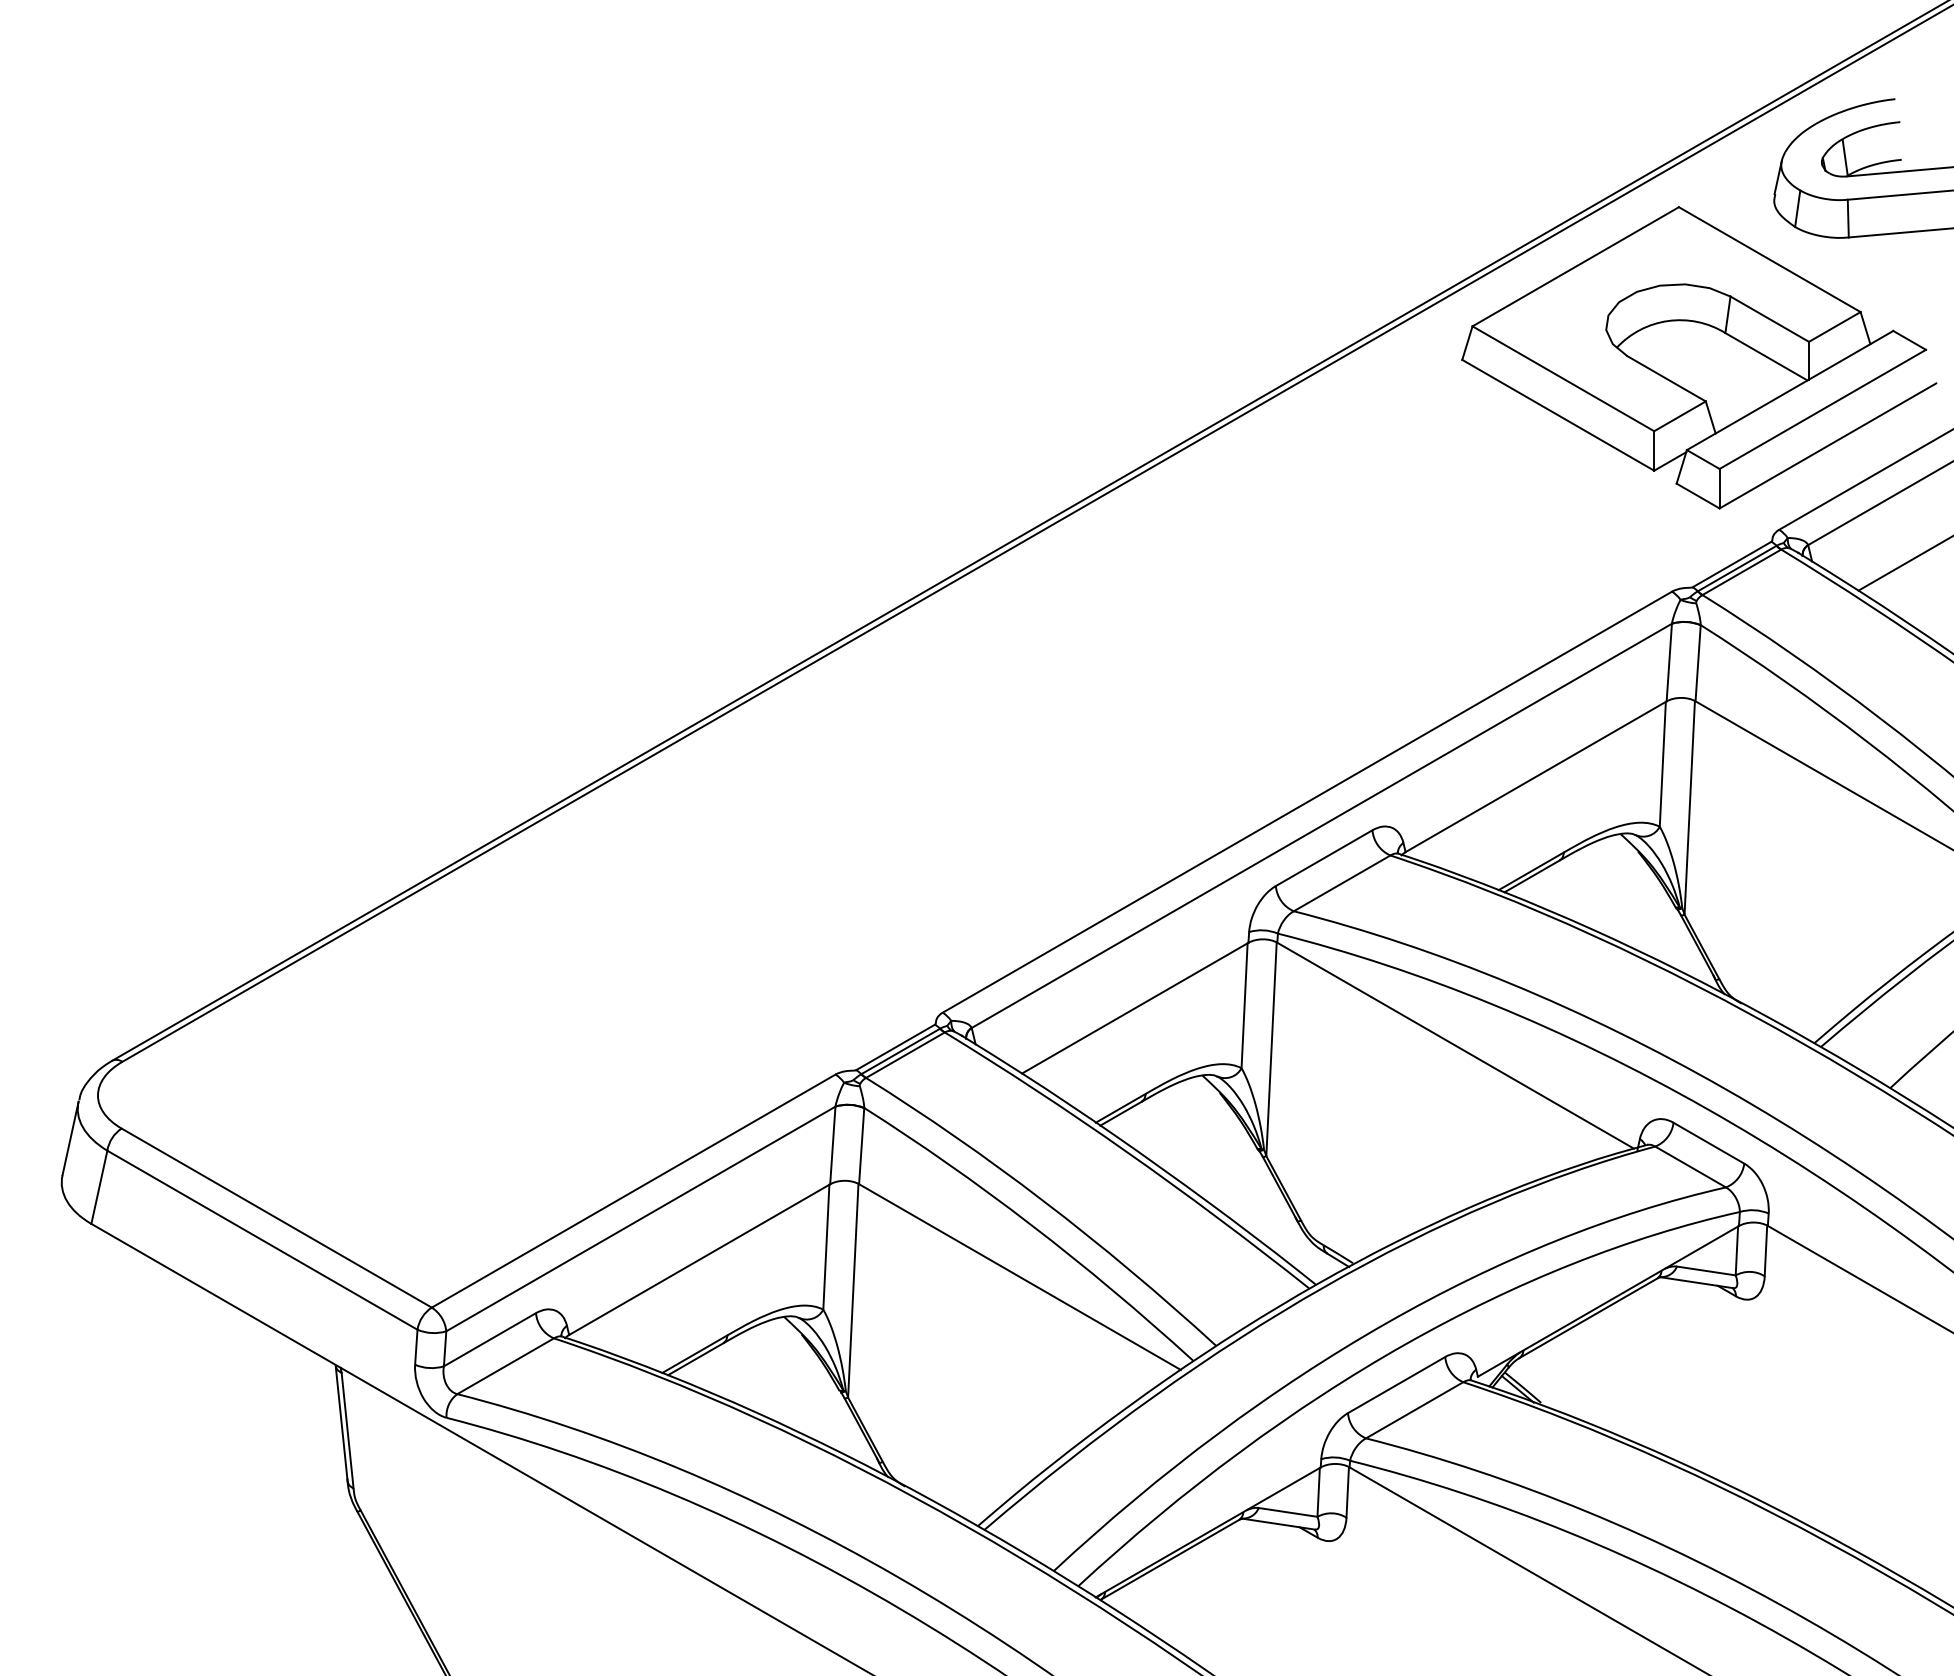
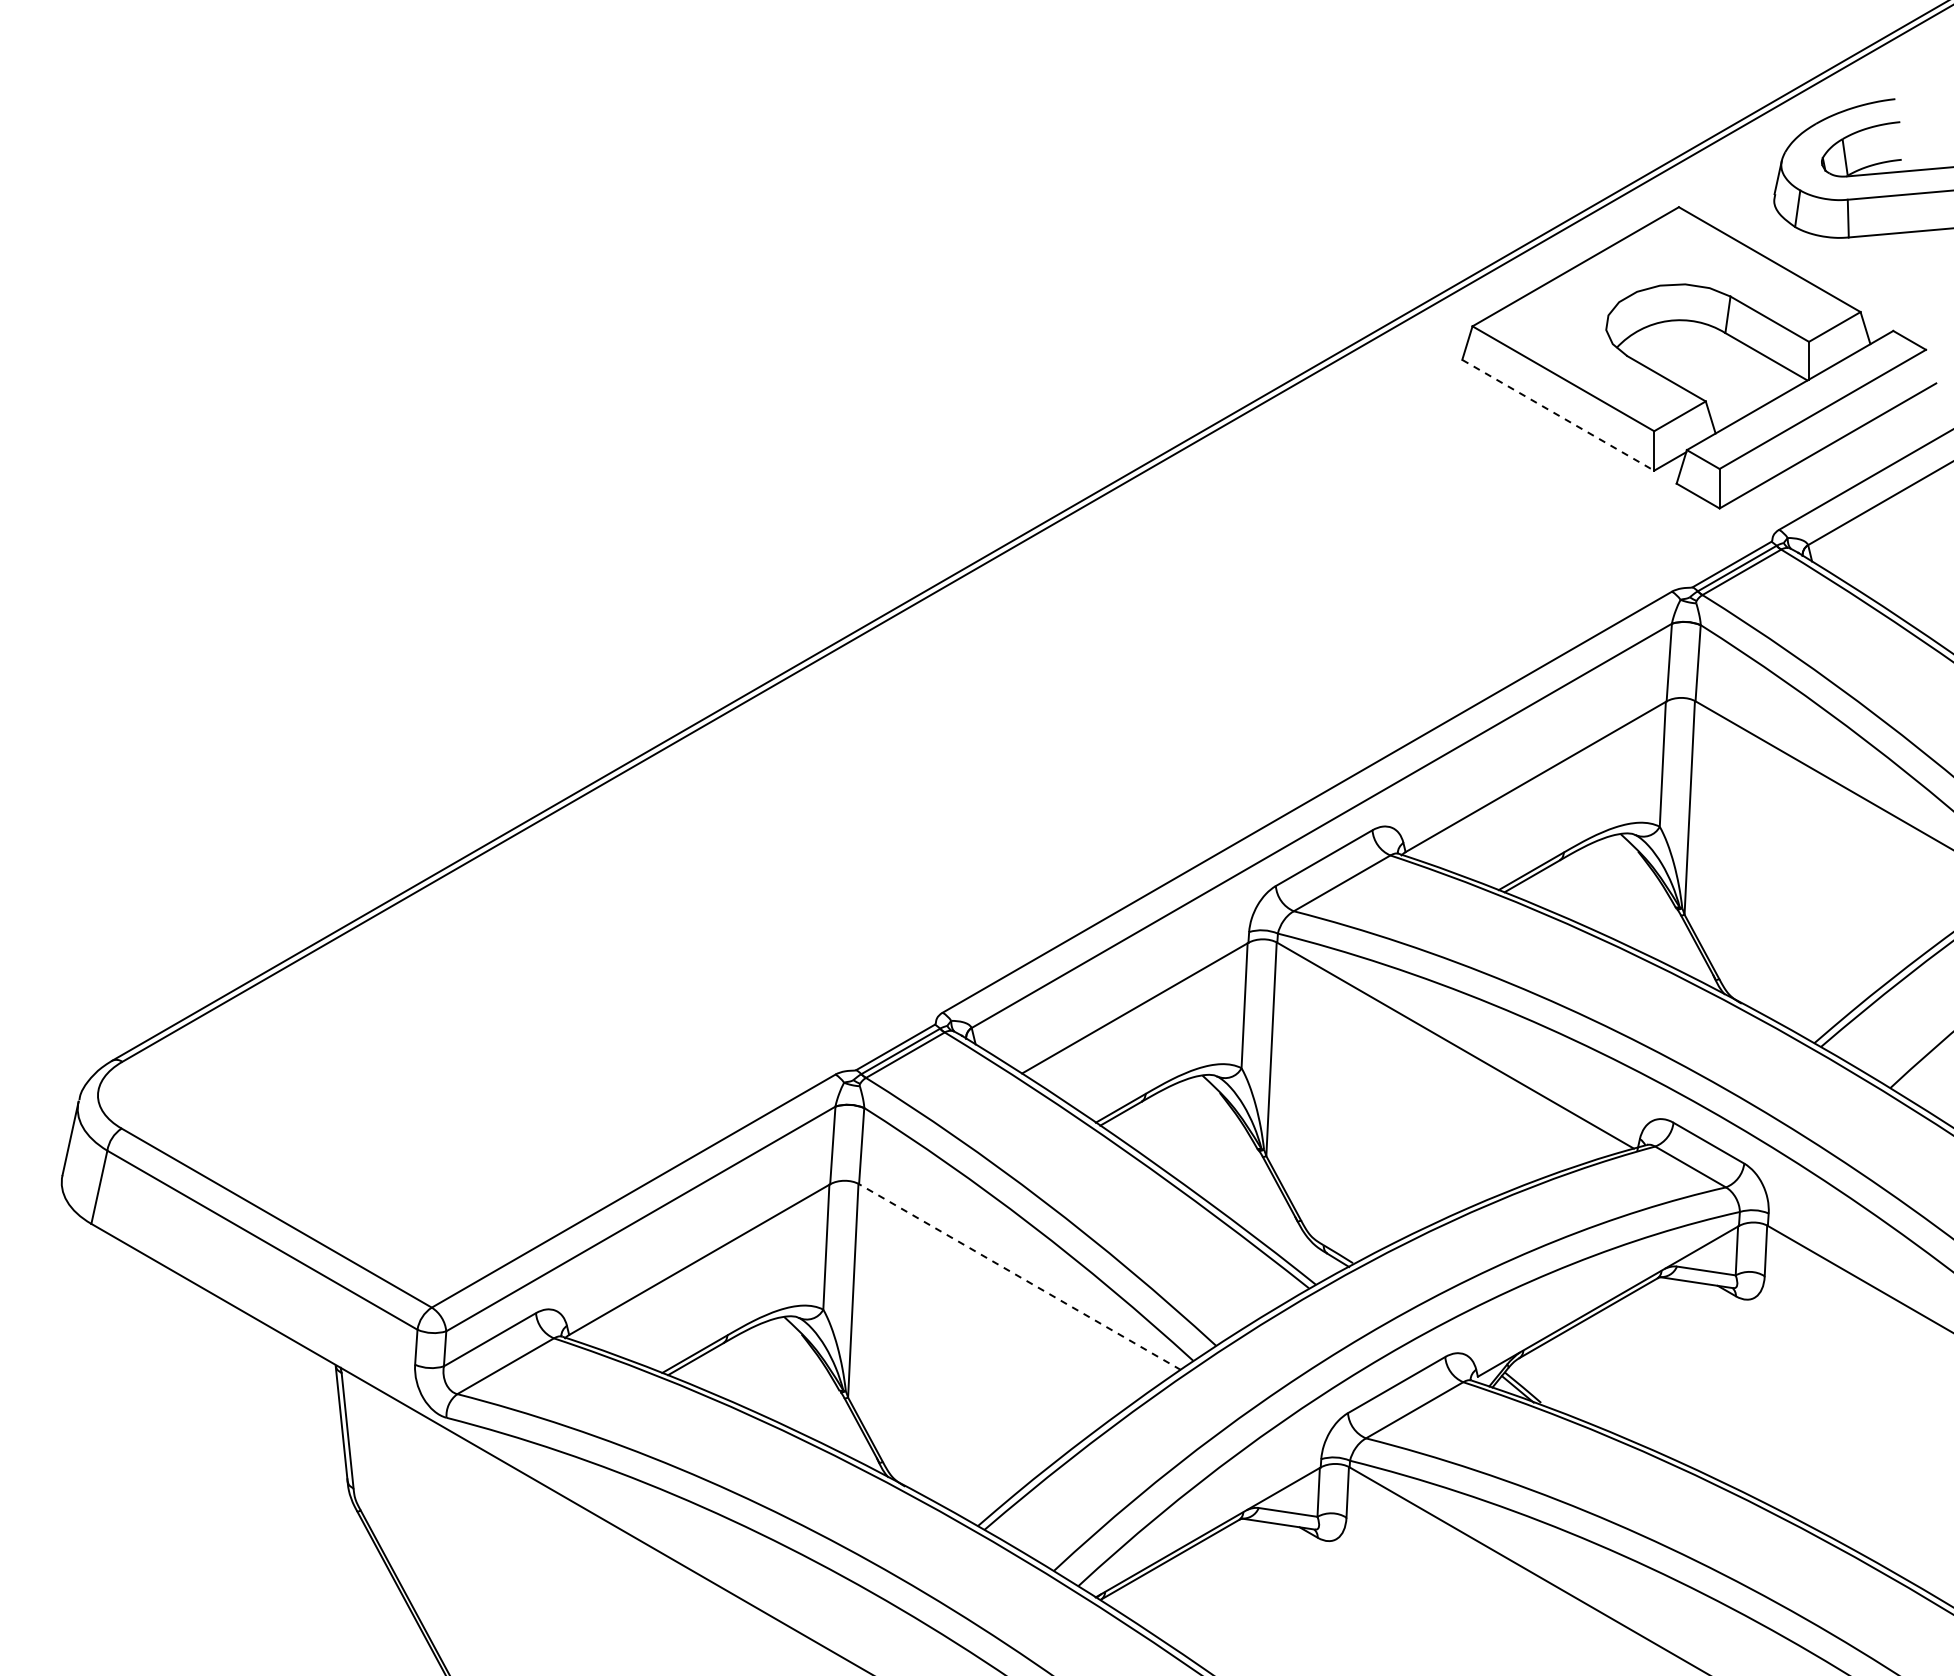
line: solid -> dashed (1558, 415)
line: present -> none (1904, 563)
line: solid -> dashed (1019, 1277)
